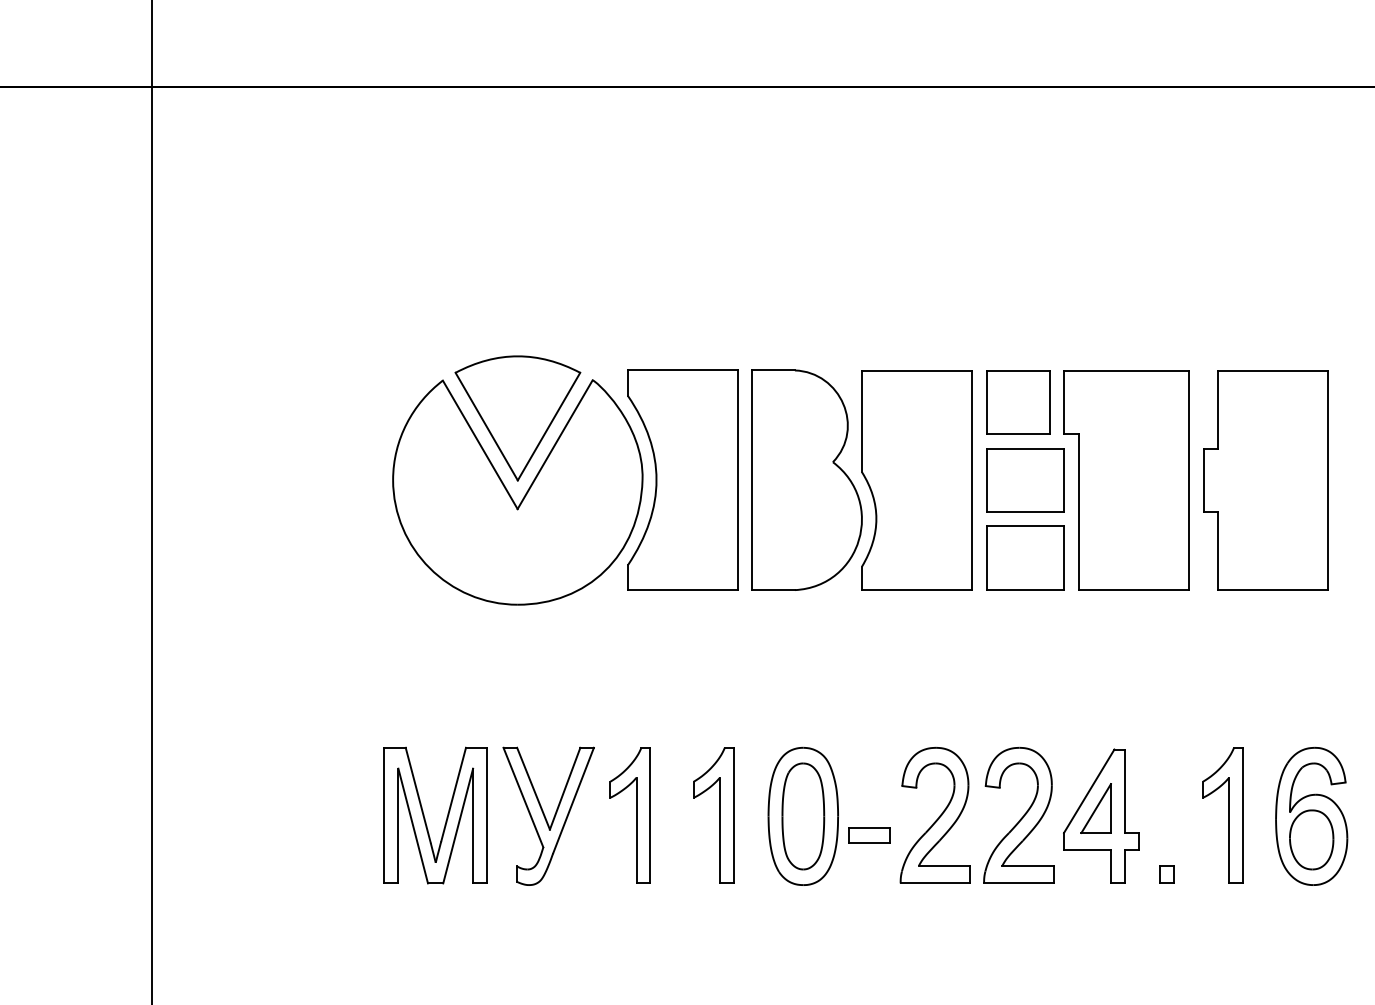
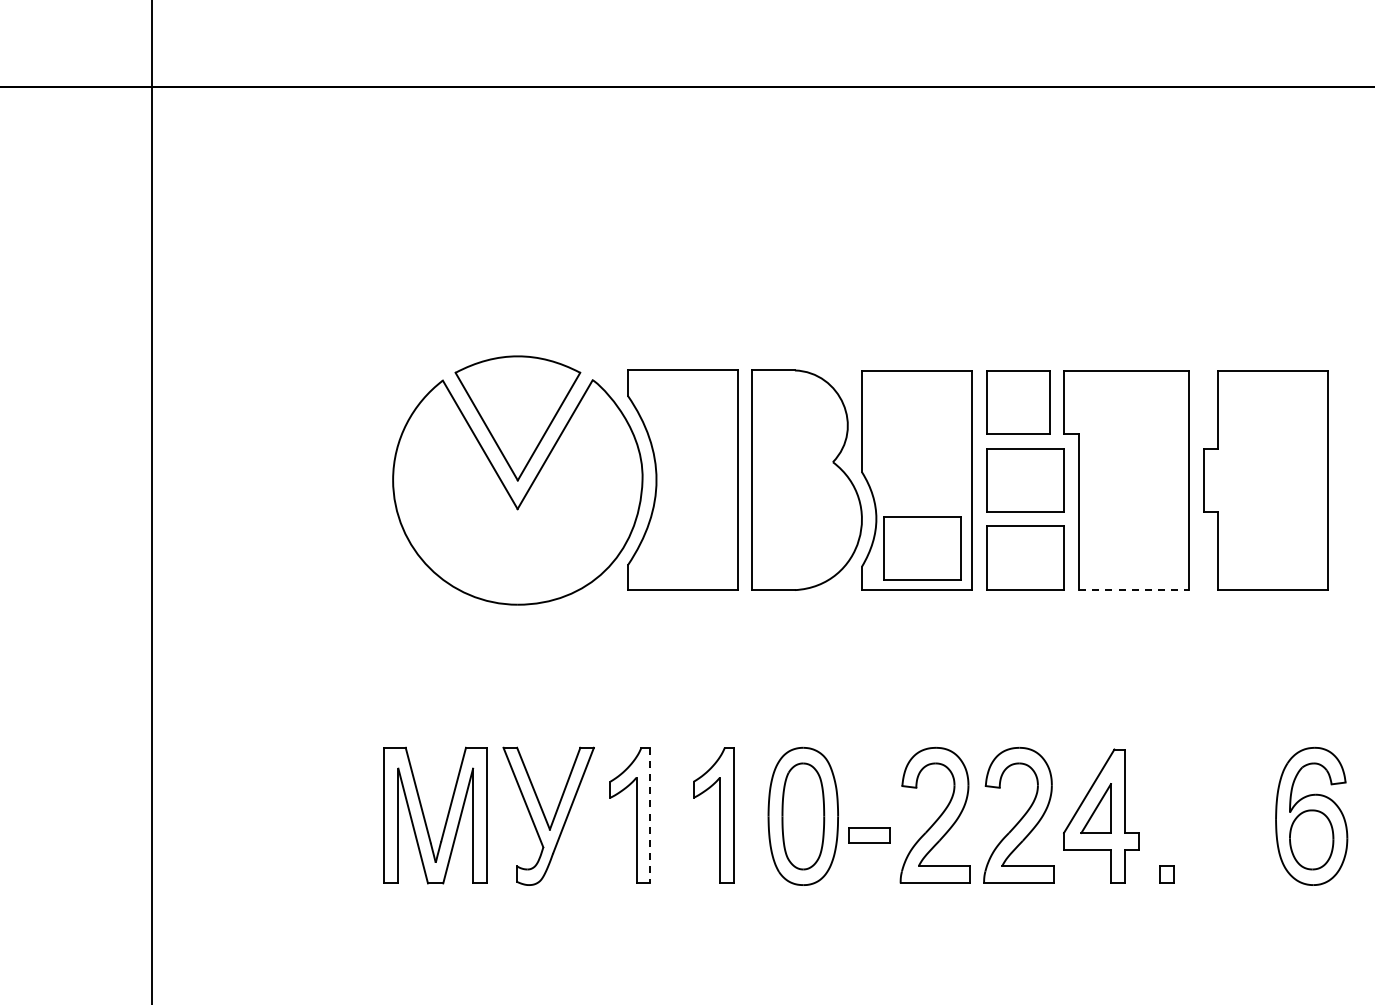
part: none -> present (922, 548)
line: solid -> dashed (1133, 590)
line: solid -> dashed (650, 815)
part: present -> none (1222, 815)
